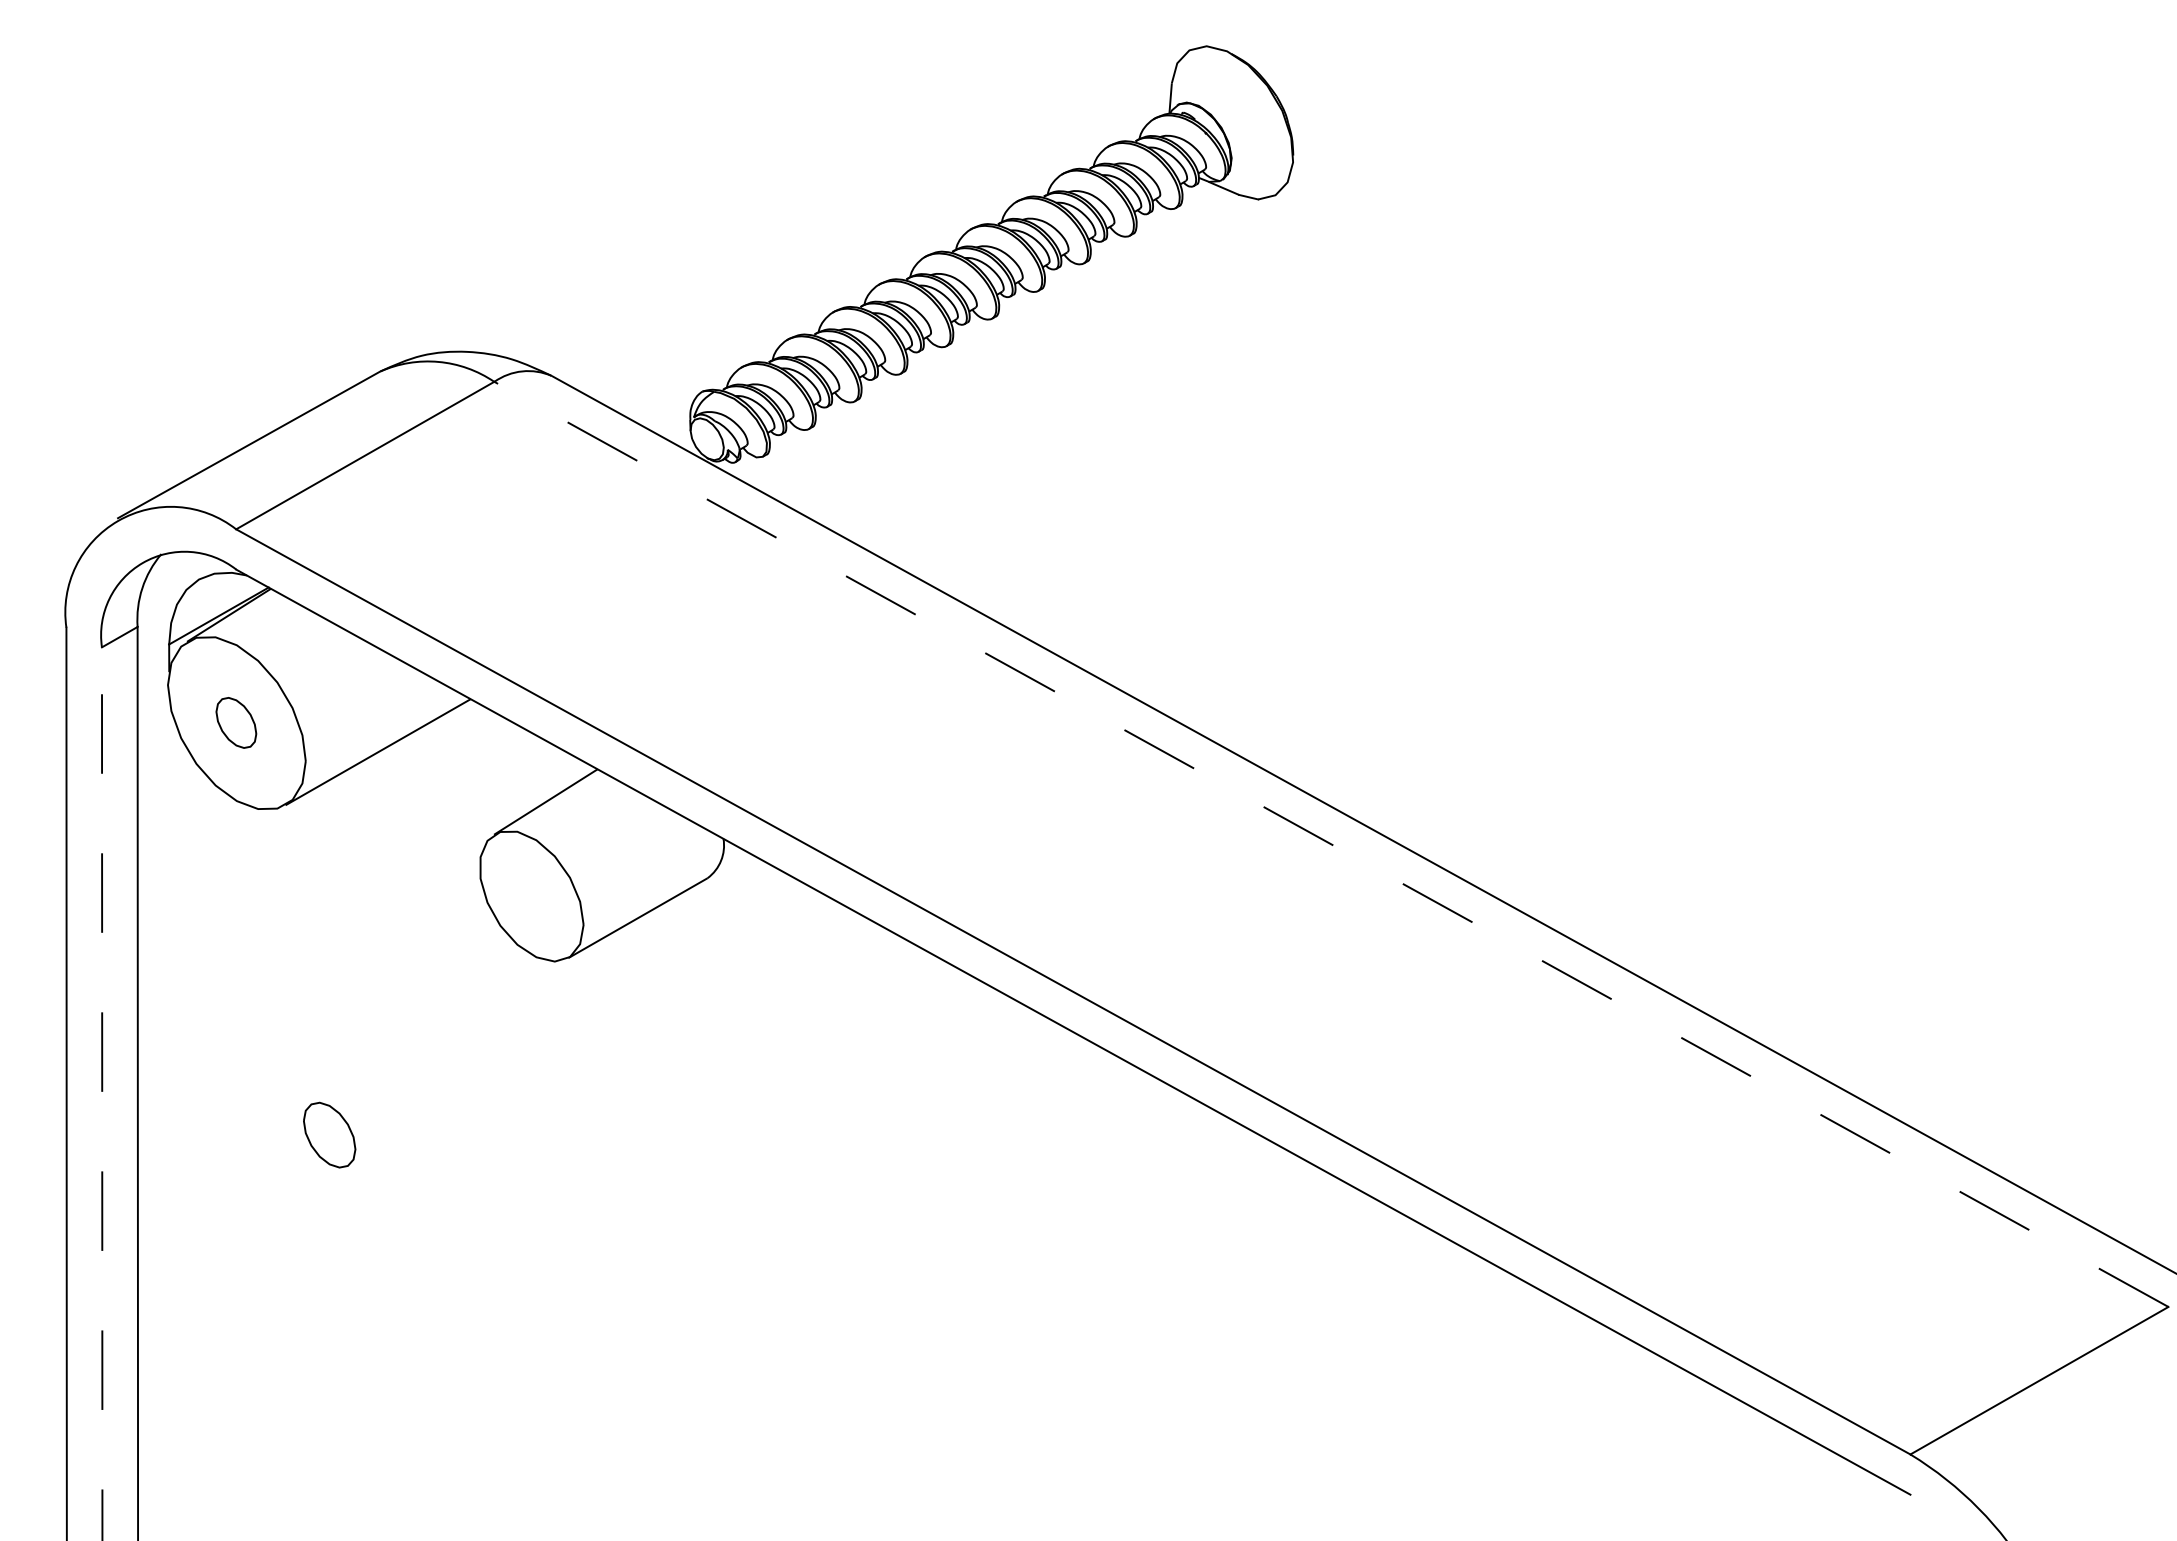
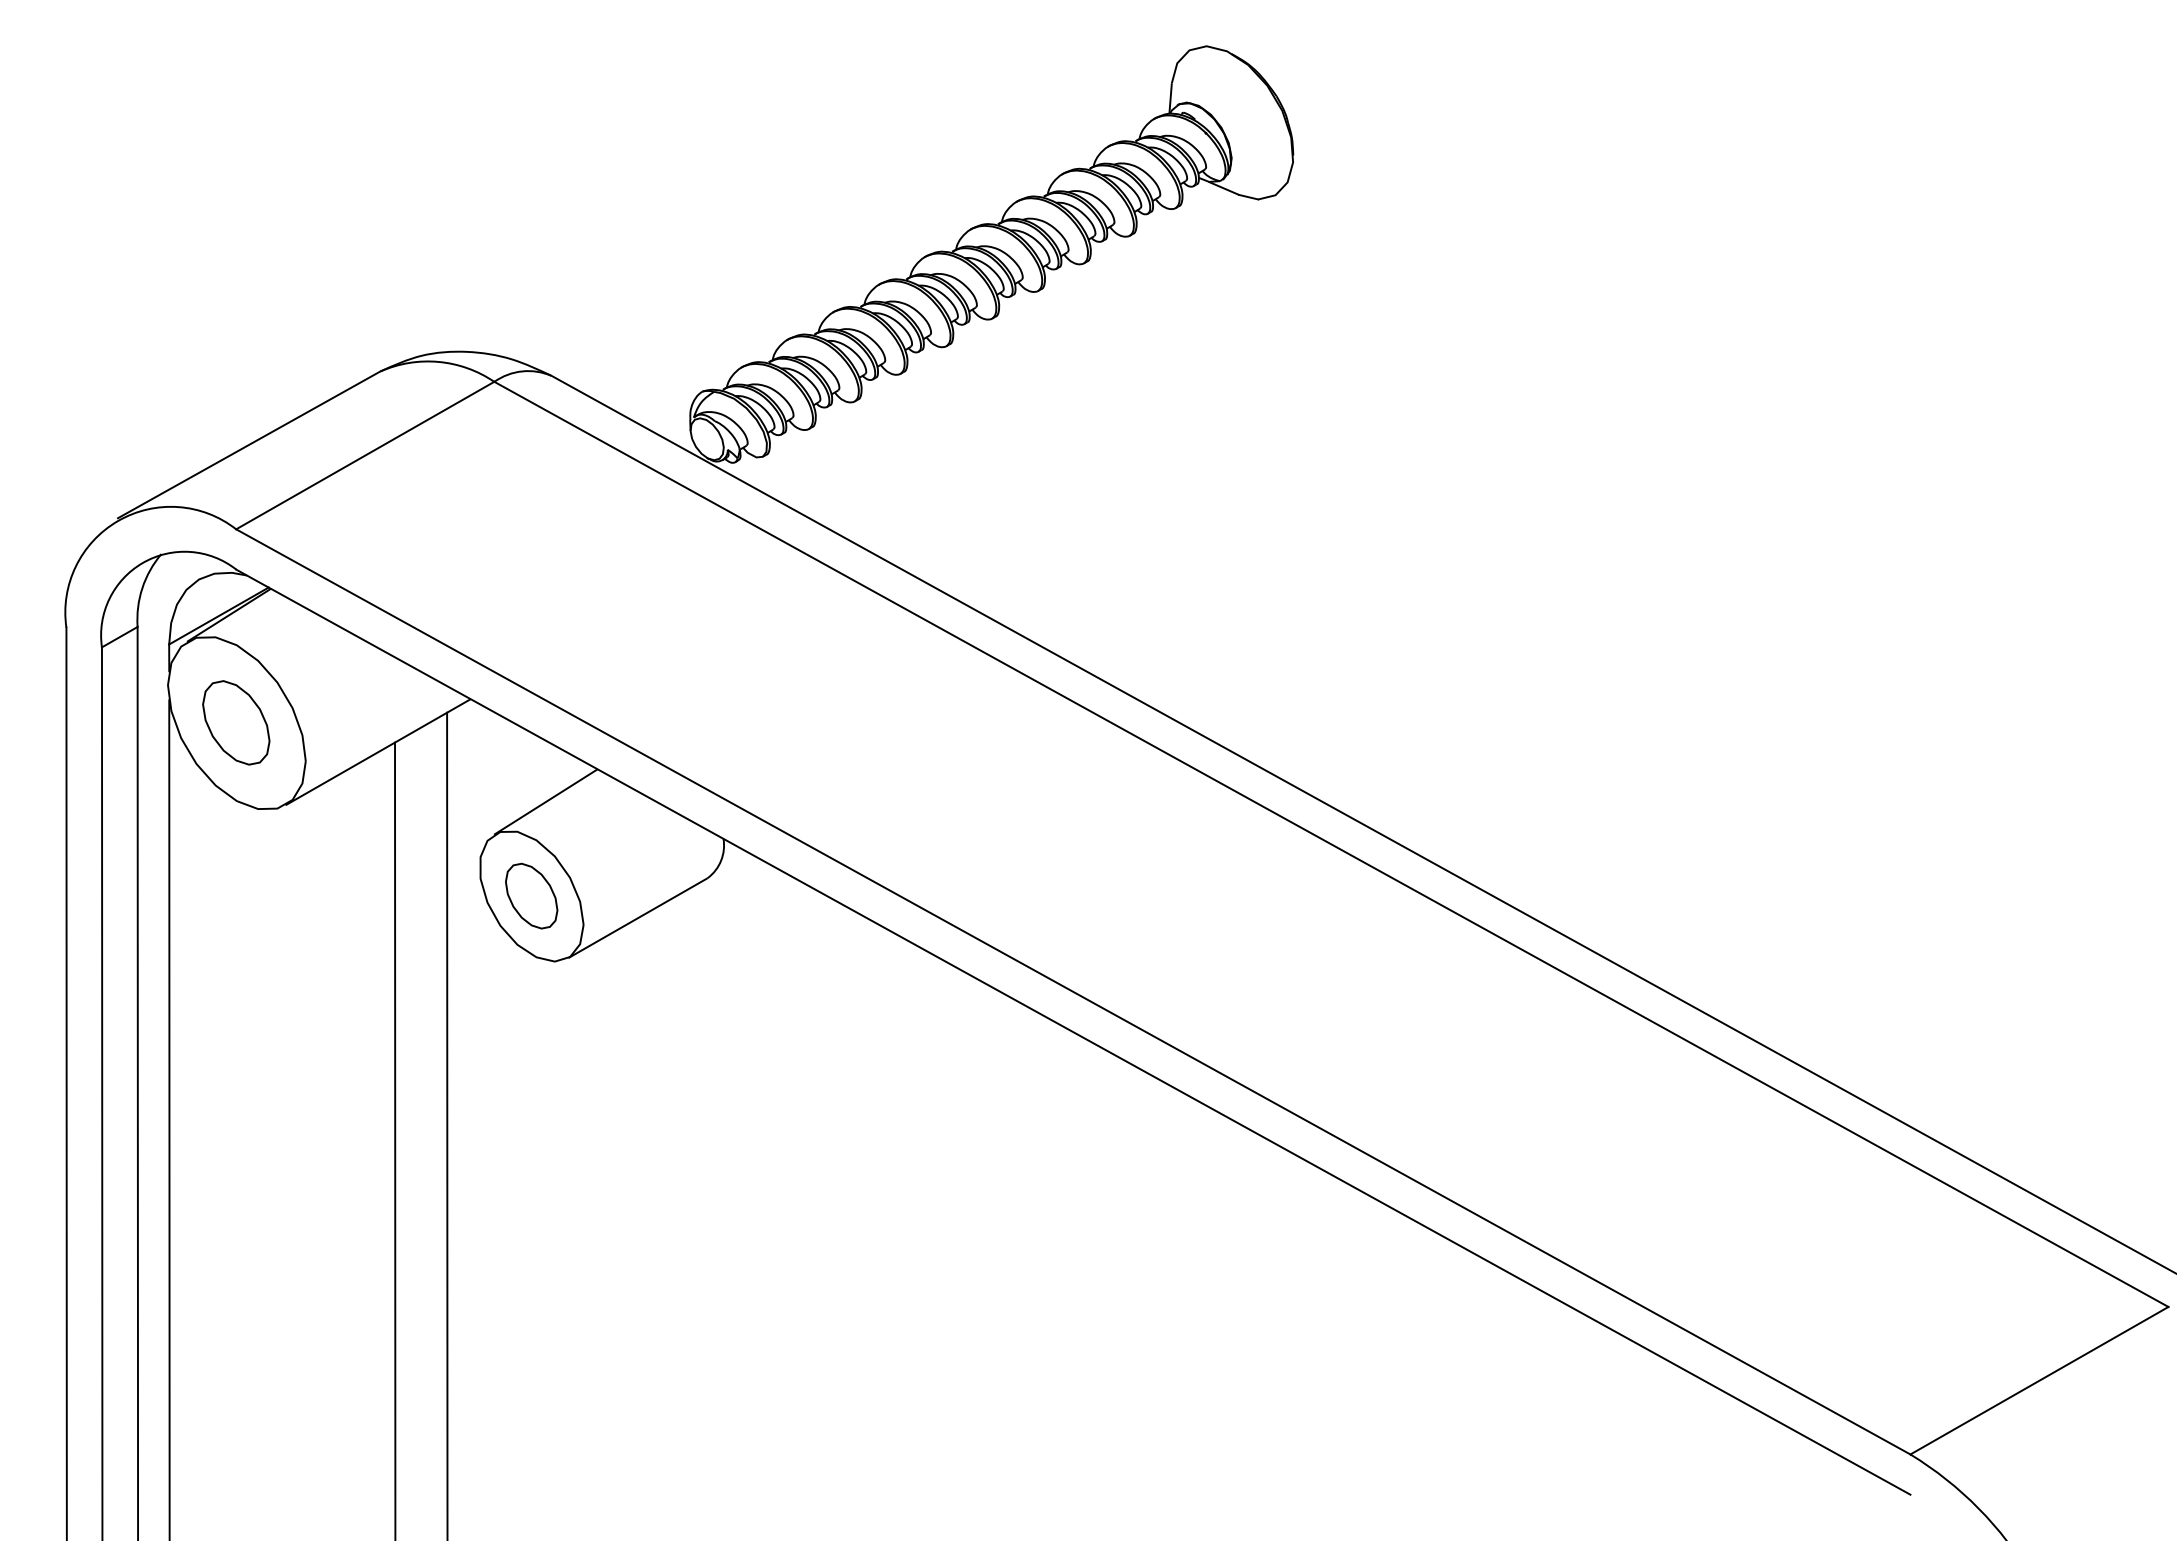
part size: 43x52 px -> 69x86 px (236, 722)
line: dashed -> solid (1330, 844)
line: dashed -> solid (102, 1093)
line: none -> present (169, 1118)
line: none -> present (447, 1124)
part position: (329, 1134) -> (531, 895) (531, 895)
line: none -> present (395, 1139)
